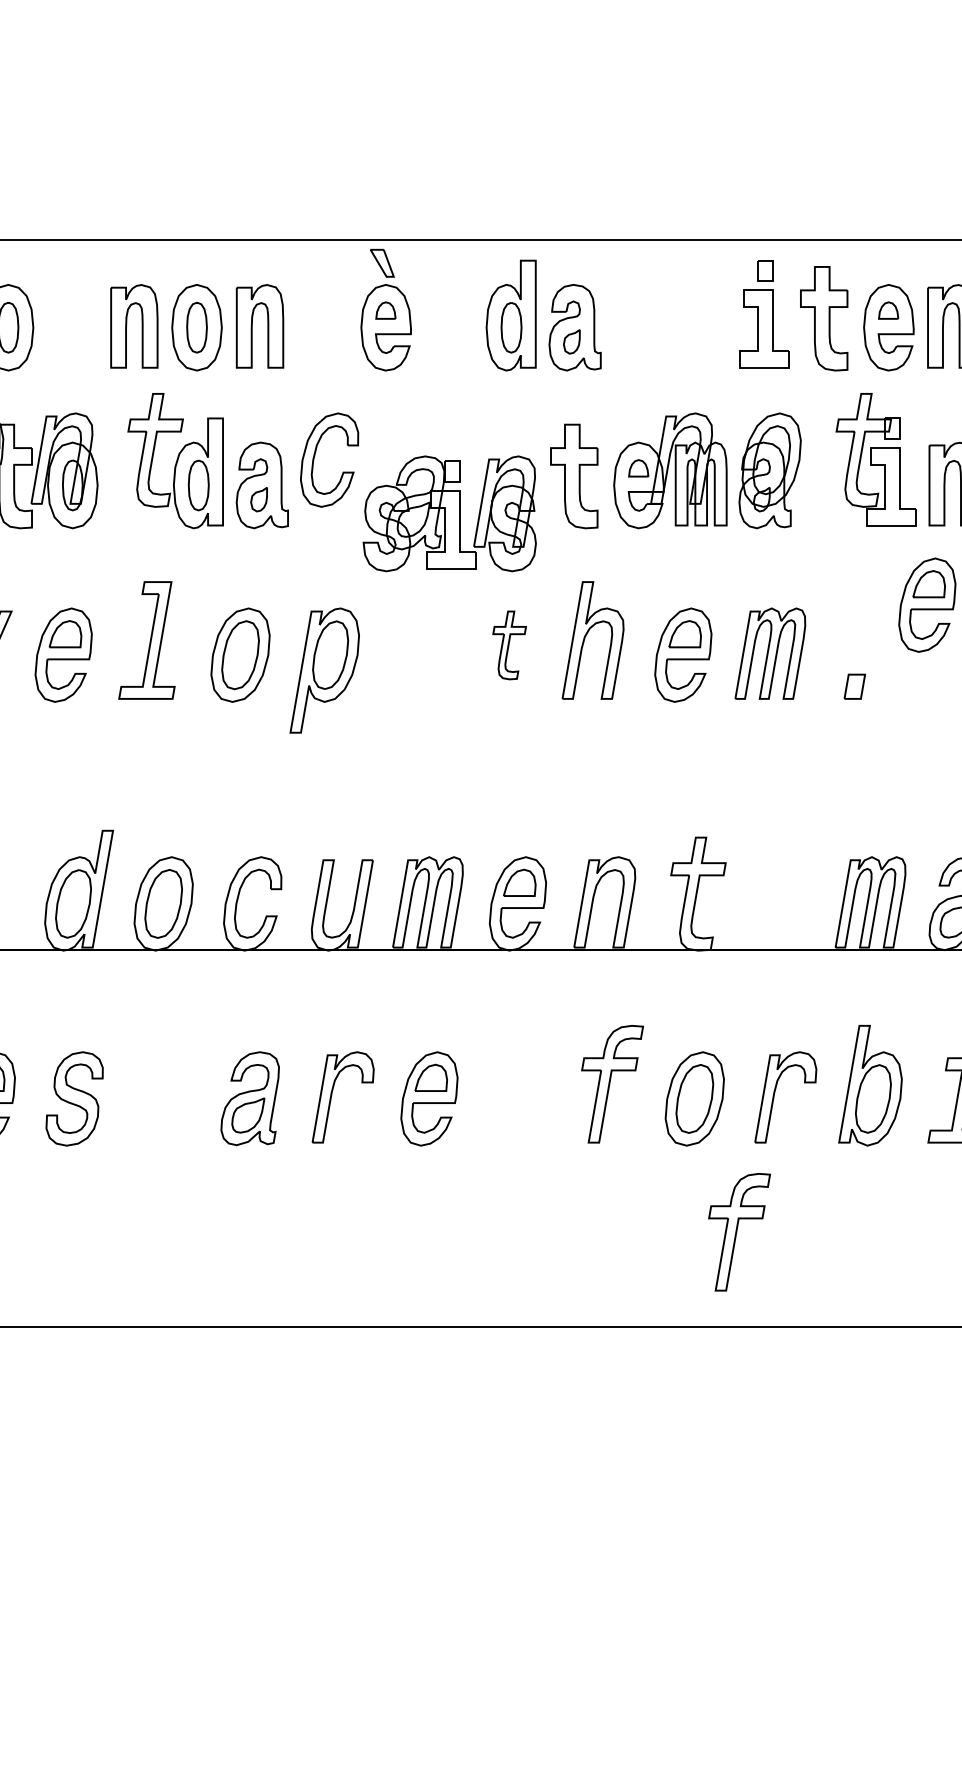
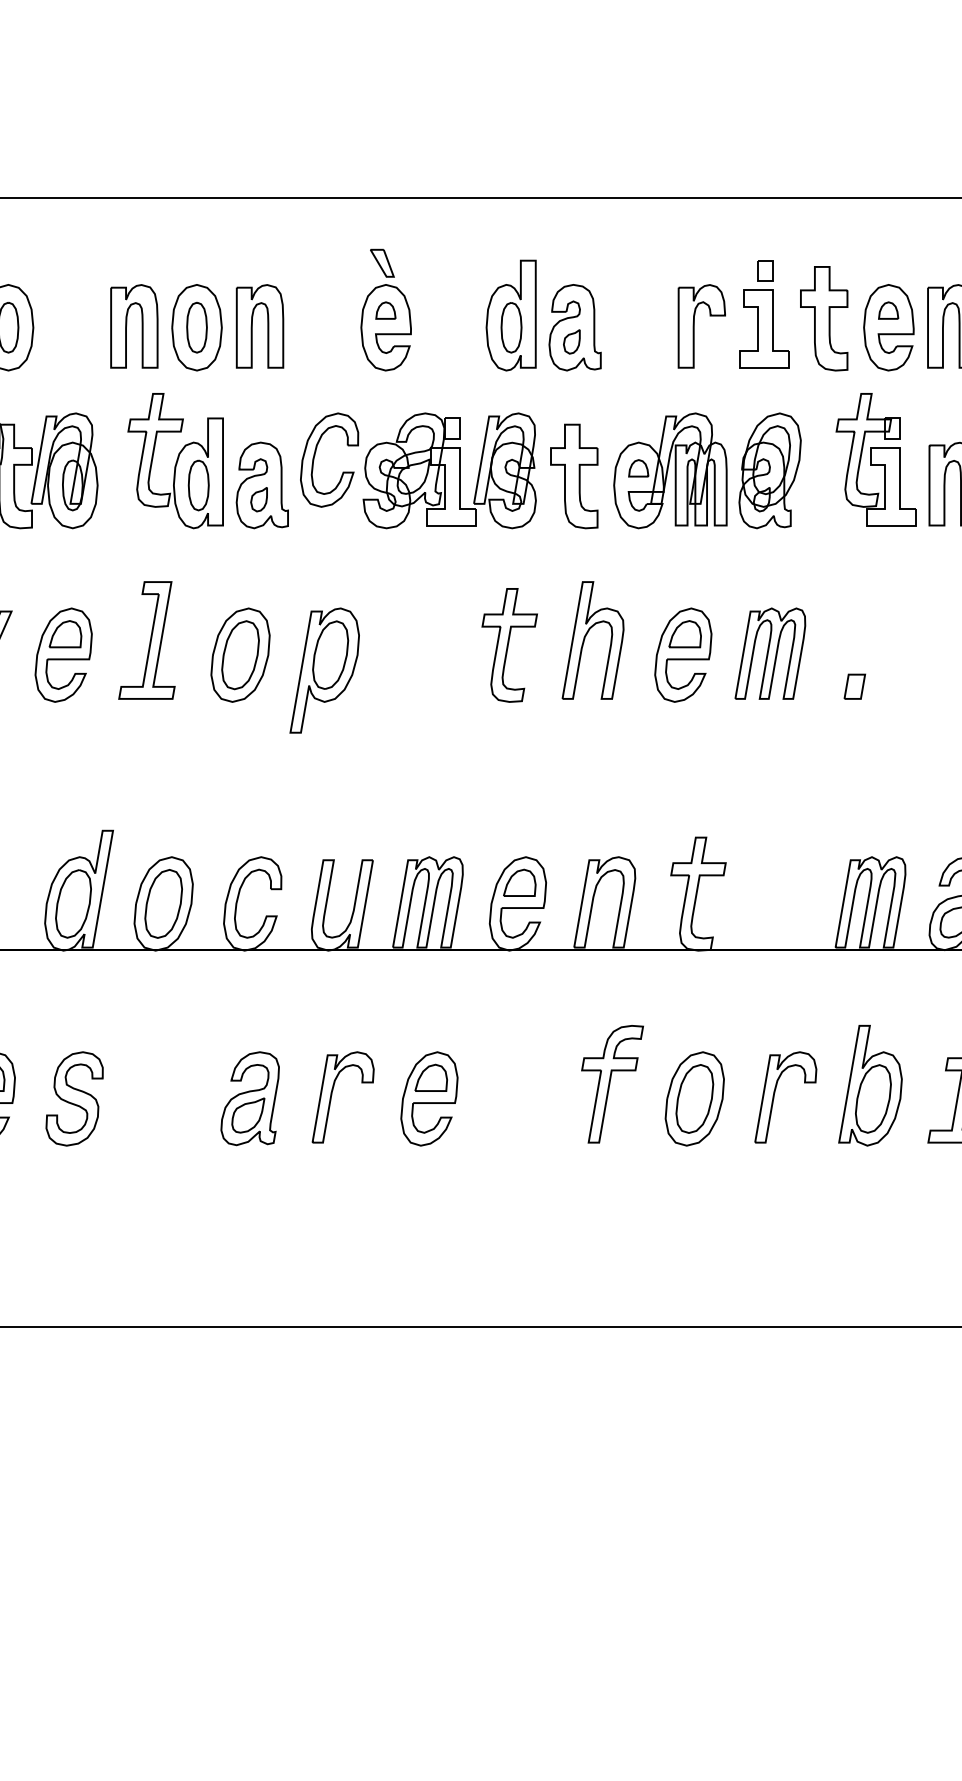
line position: (480, 239) -> (480, 197) (480, 197)
part: none -> present (694, 326)
part position: (449, 513) -> (449, 470) (449, 470)
part: present -> none (927, 604)
part size: 35x71 px -> 57x115 px (509, 645)
part: present -> none (739, 1232)
